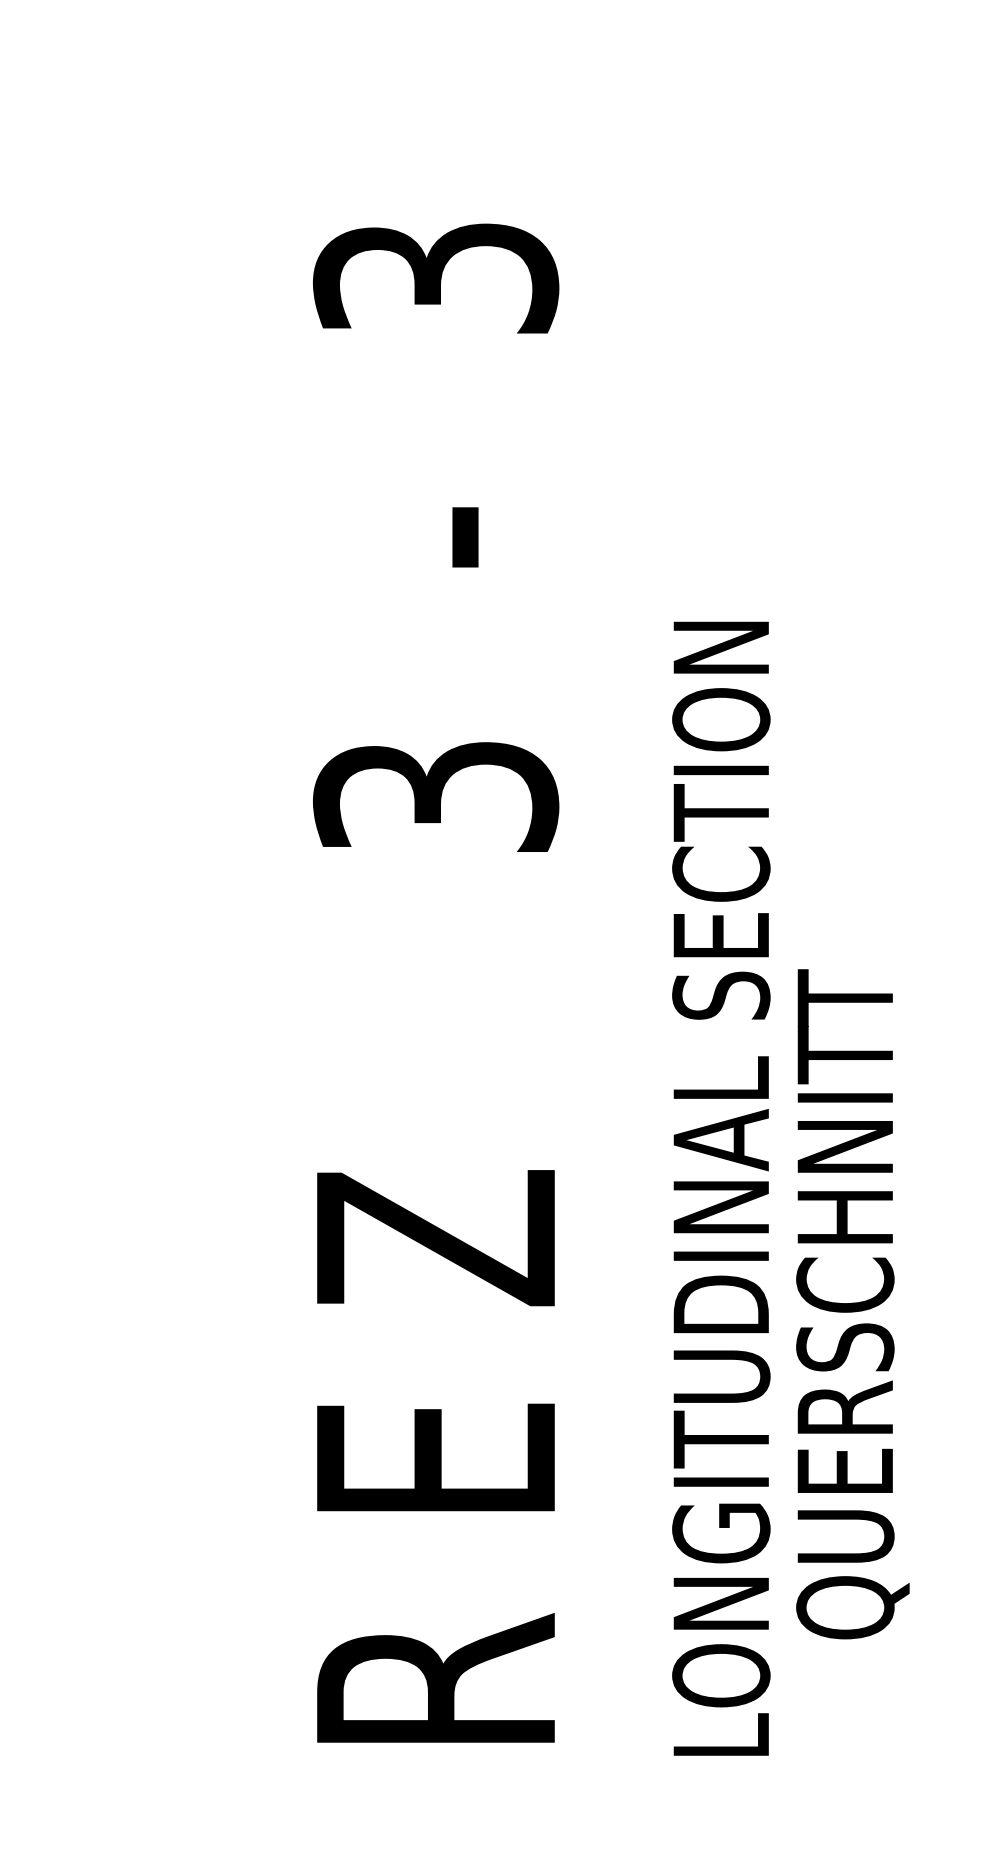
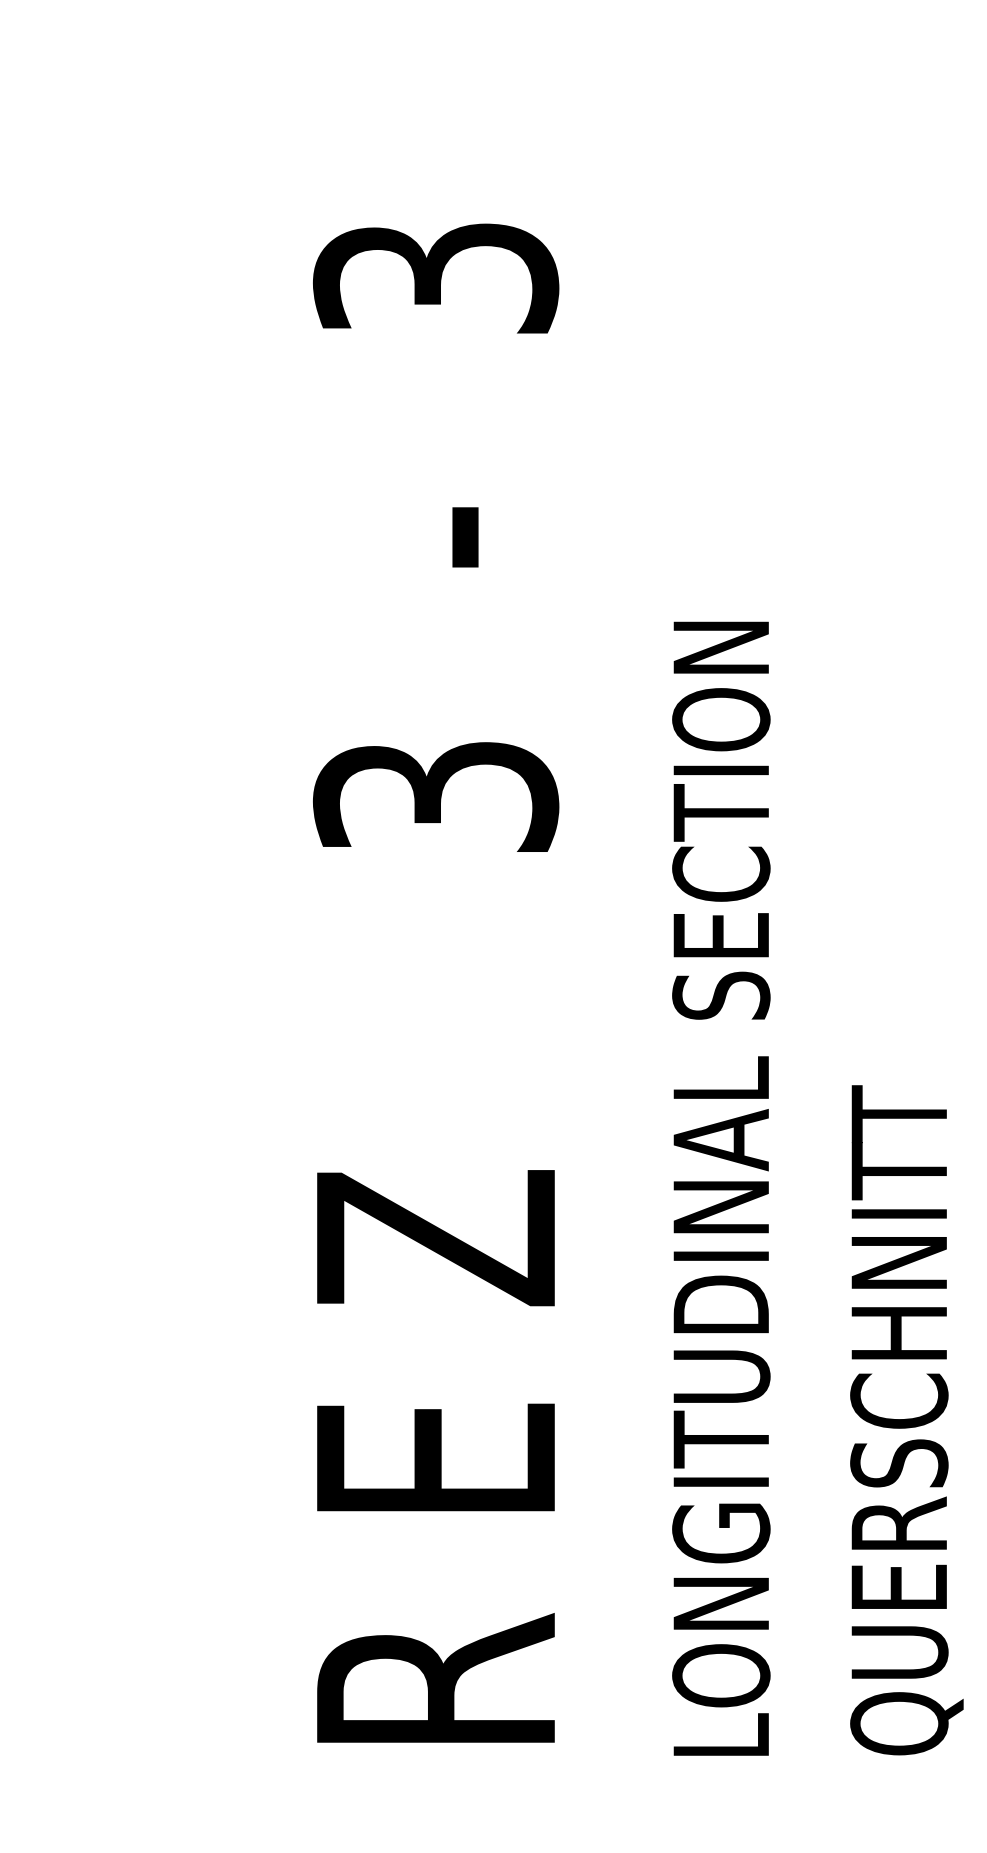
text position: (852, 1304) -> (906, 1420) (906, 1420)
